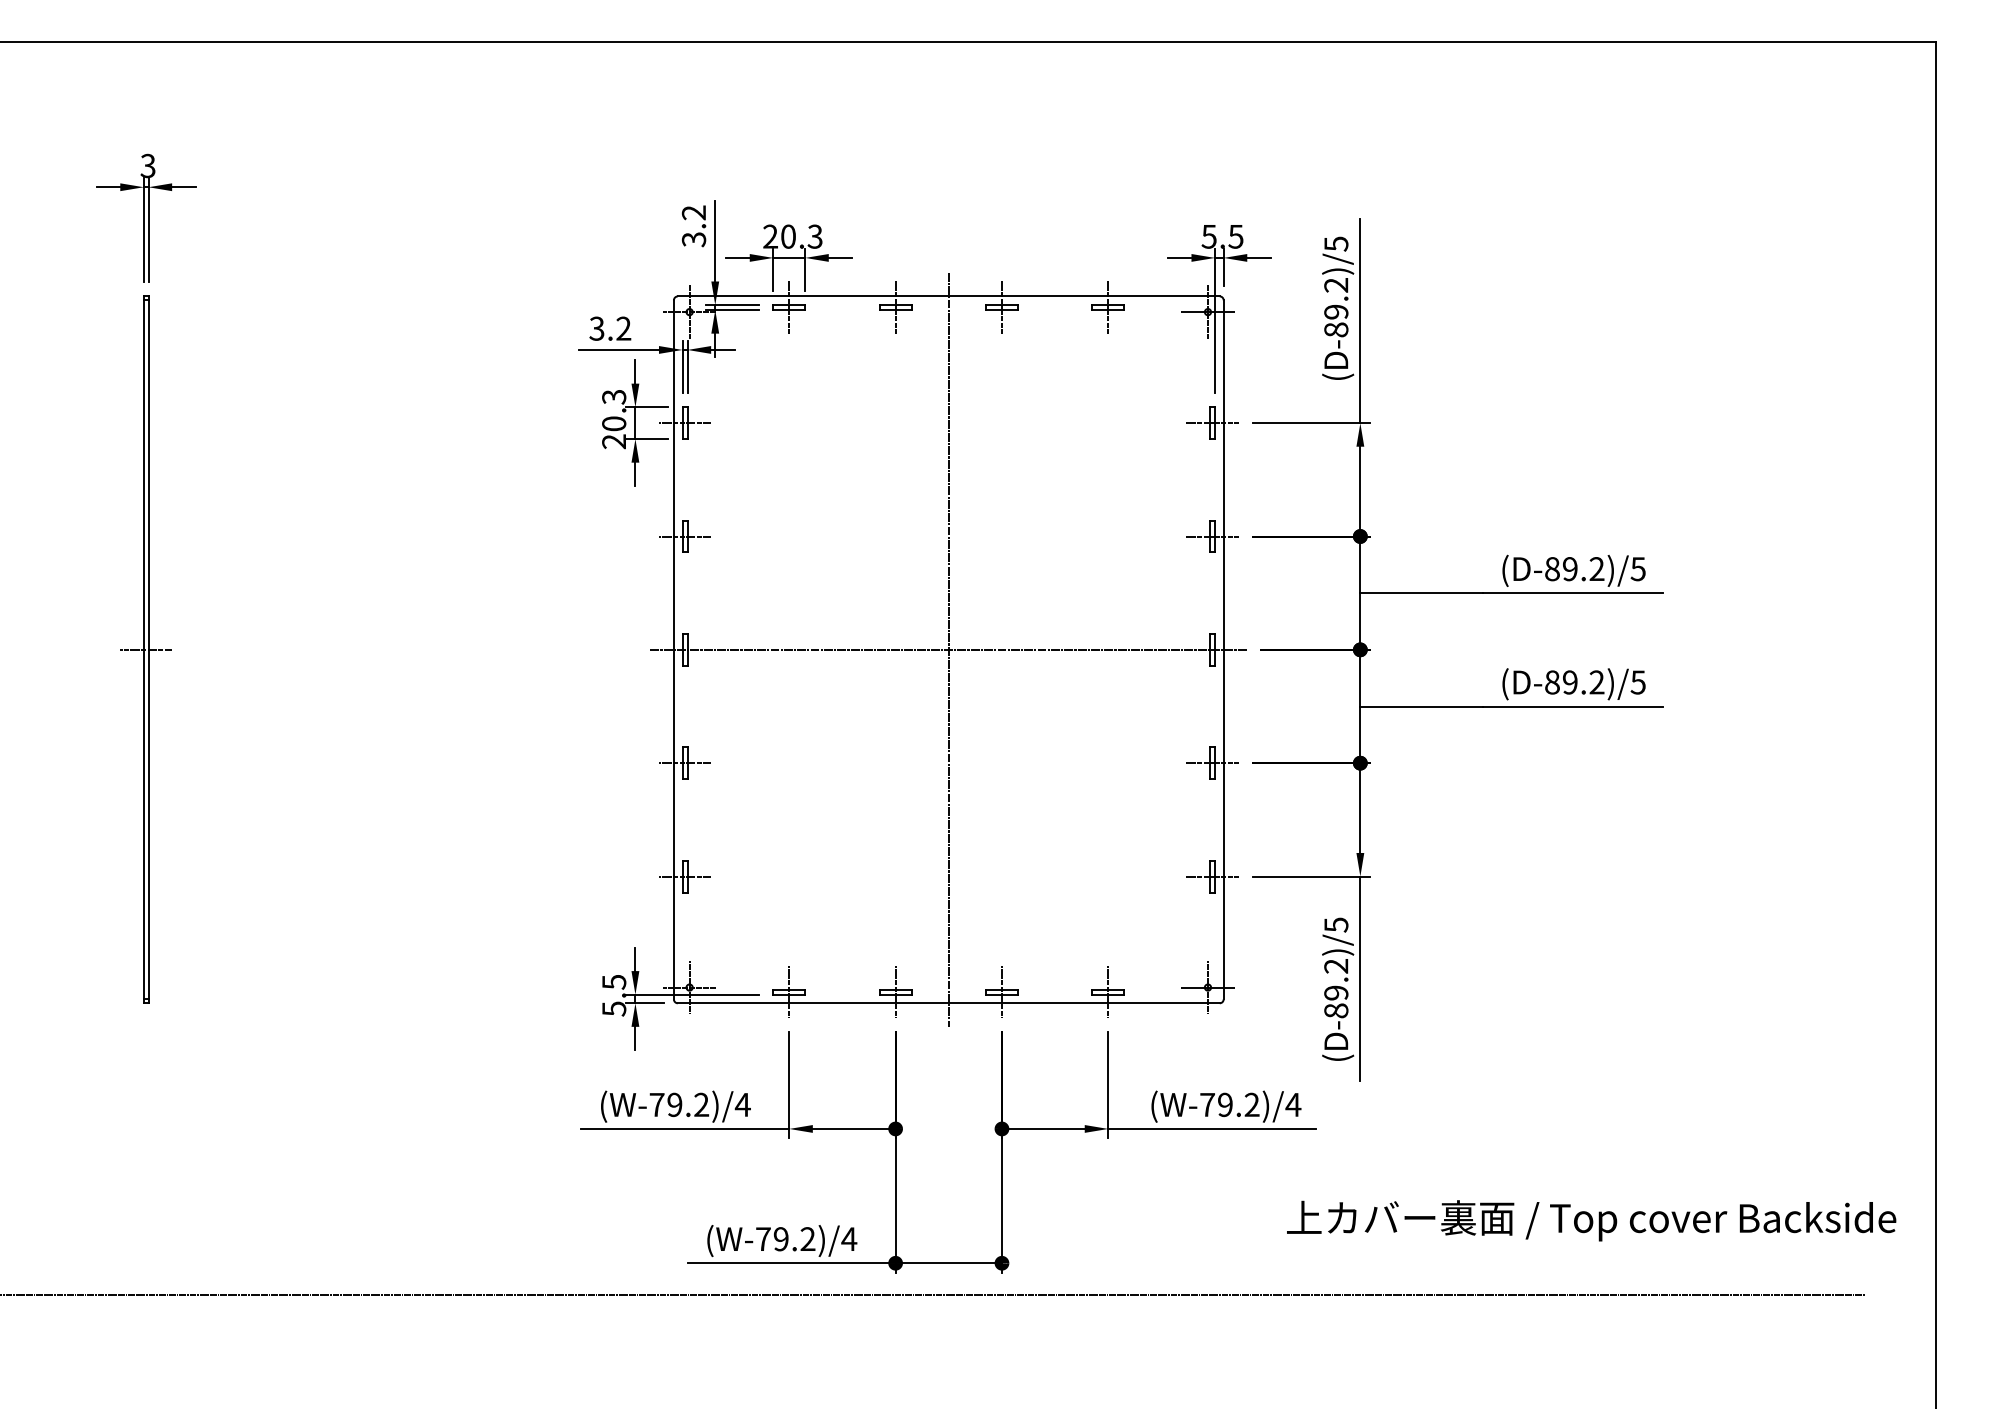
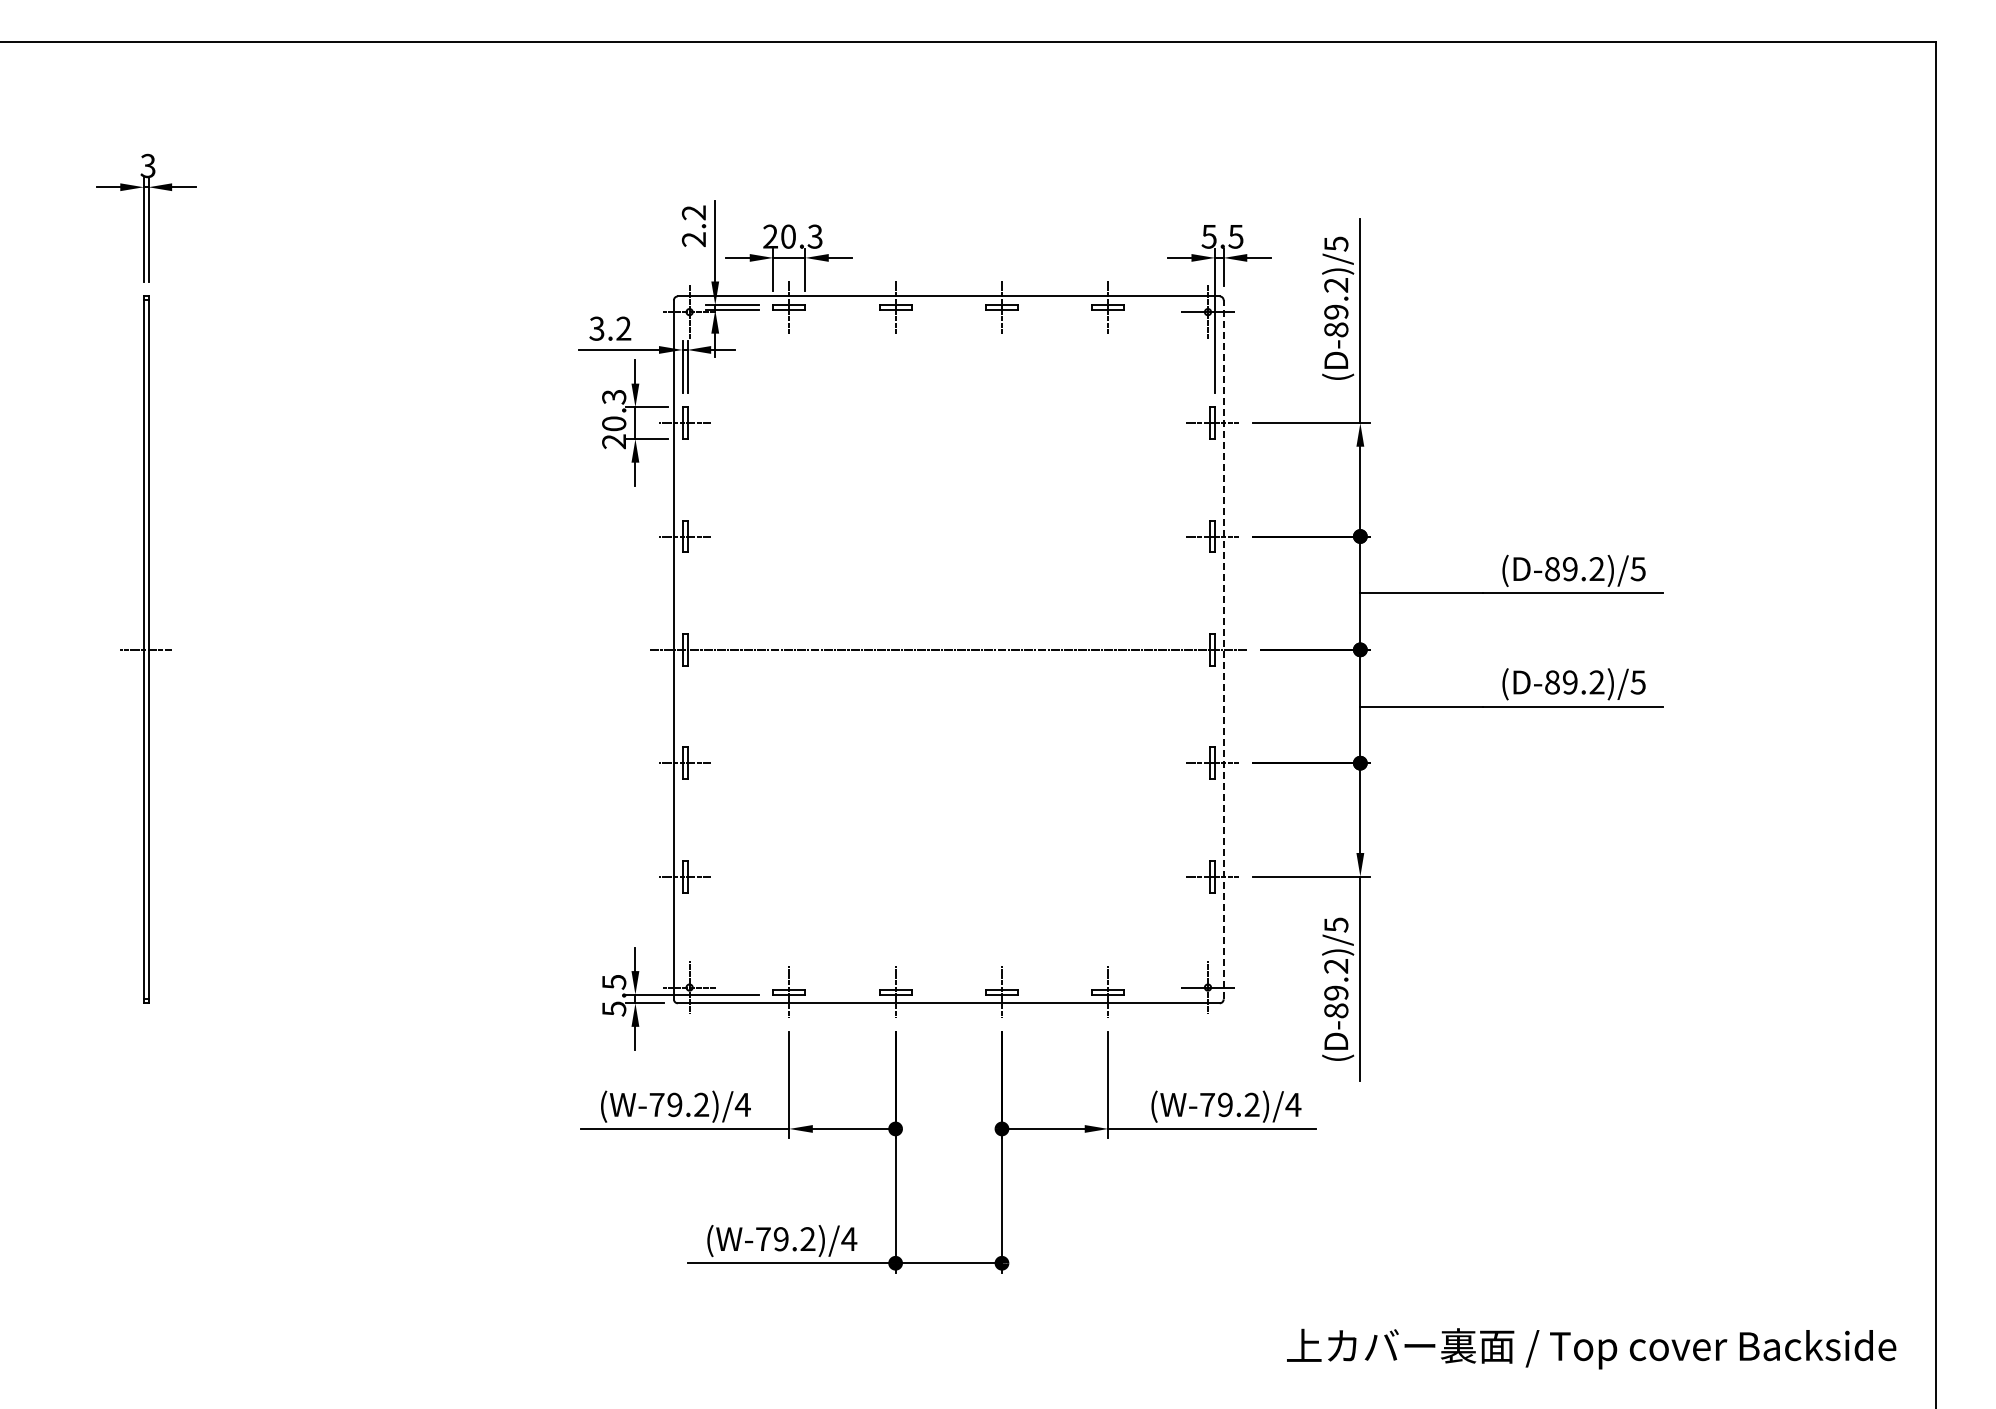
text: 3.2 -> 2.2 (694, 239)
line: present -> none (948, 649)
line: solid -> dashed (1223, 649)
text position: (1591, 1220) -> (1591, 1348) (1591, 1348)
line: present -> none (933, 1294)
